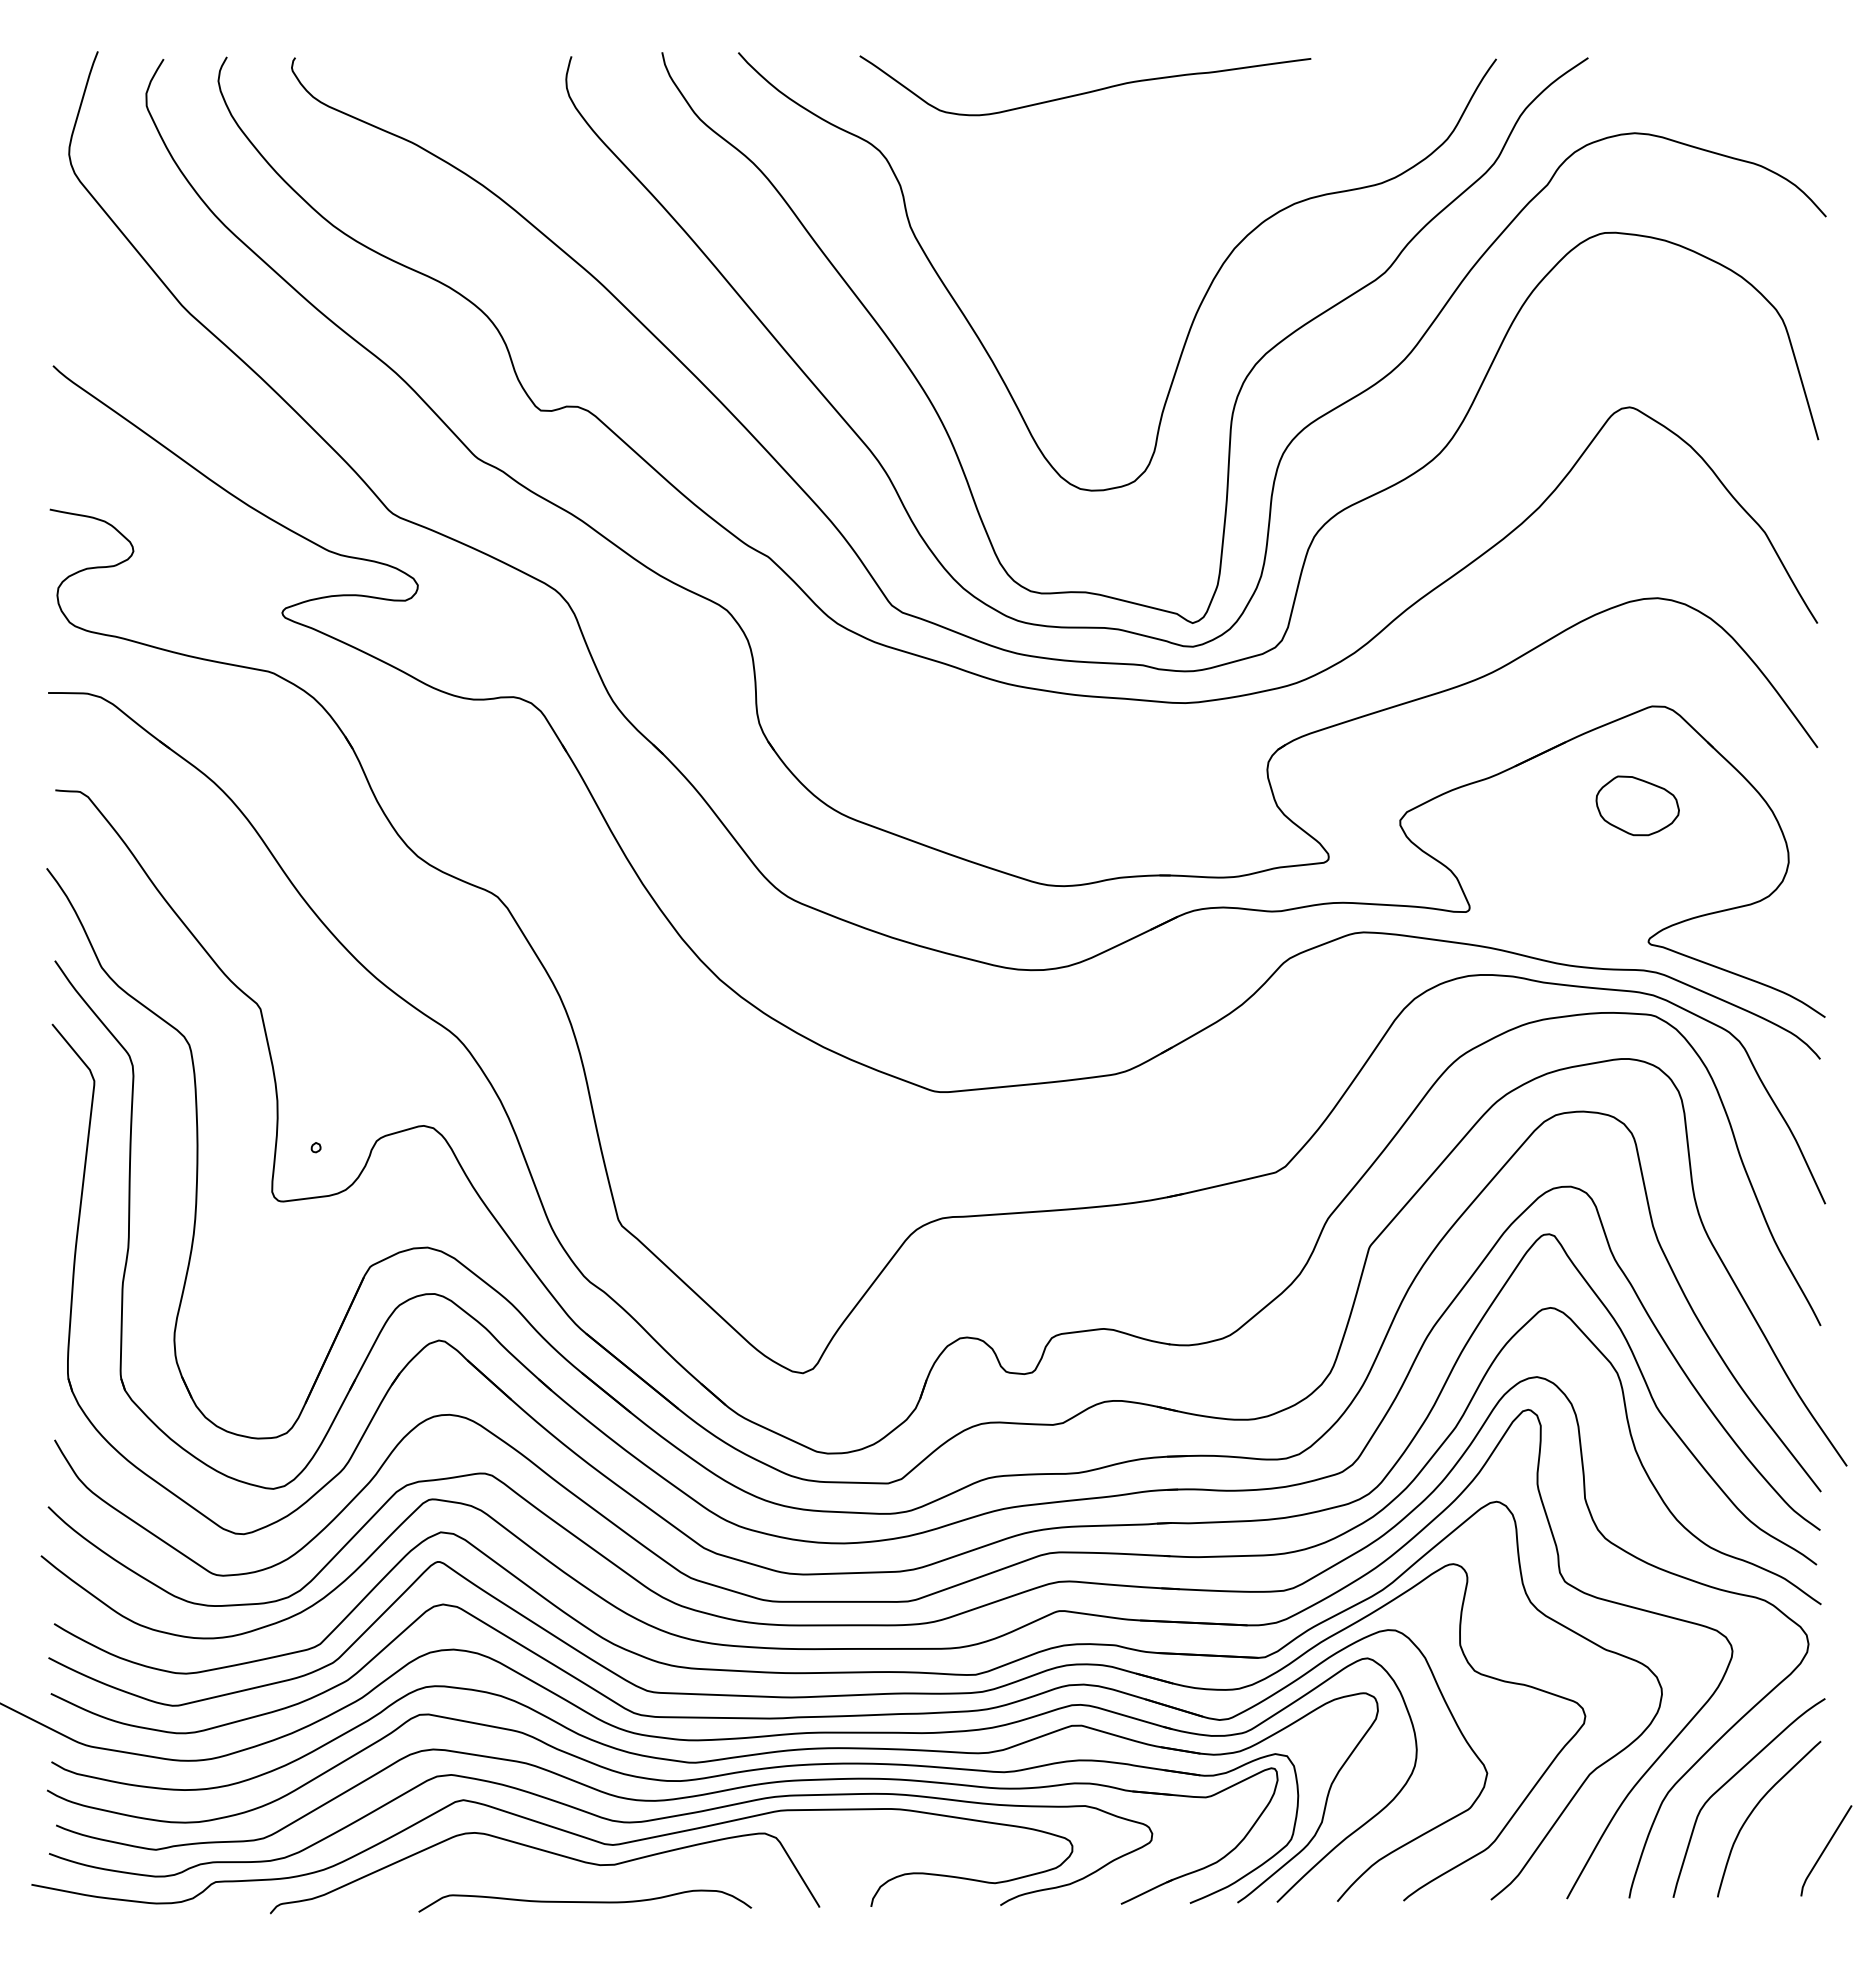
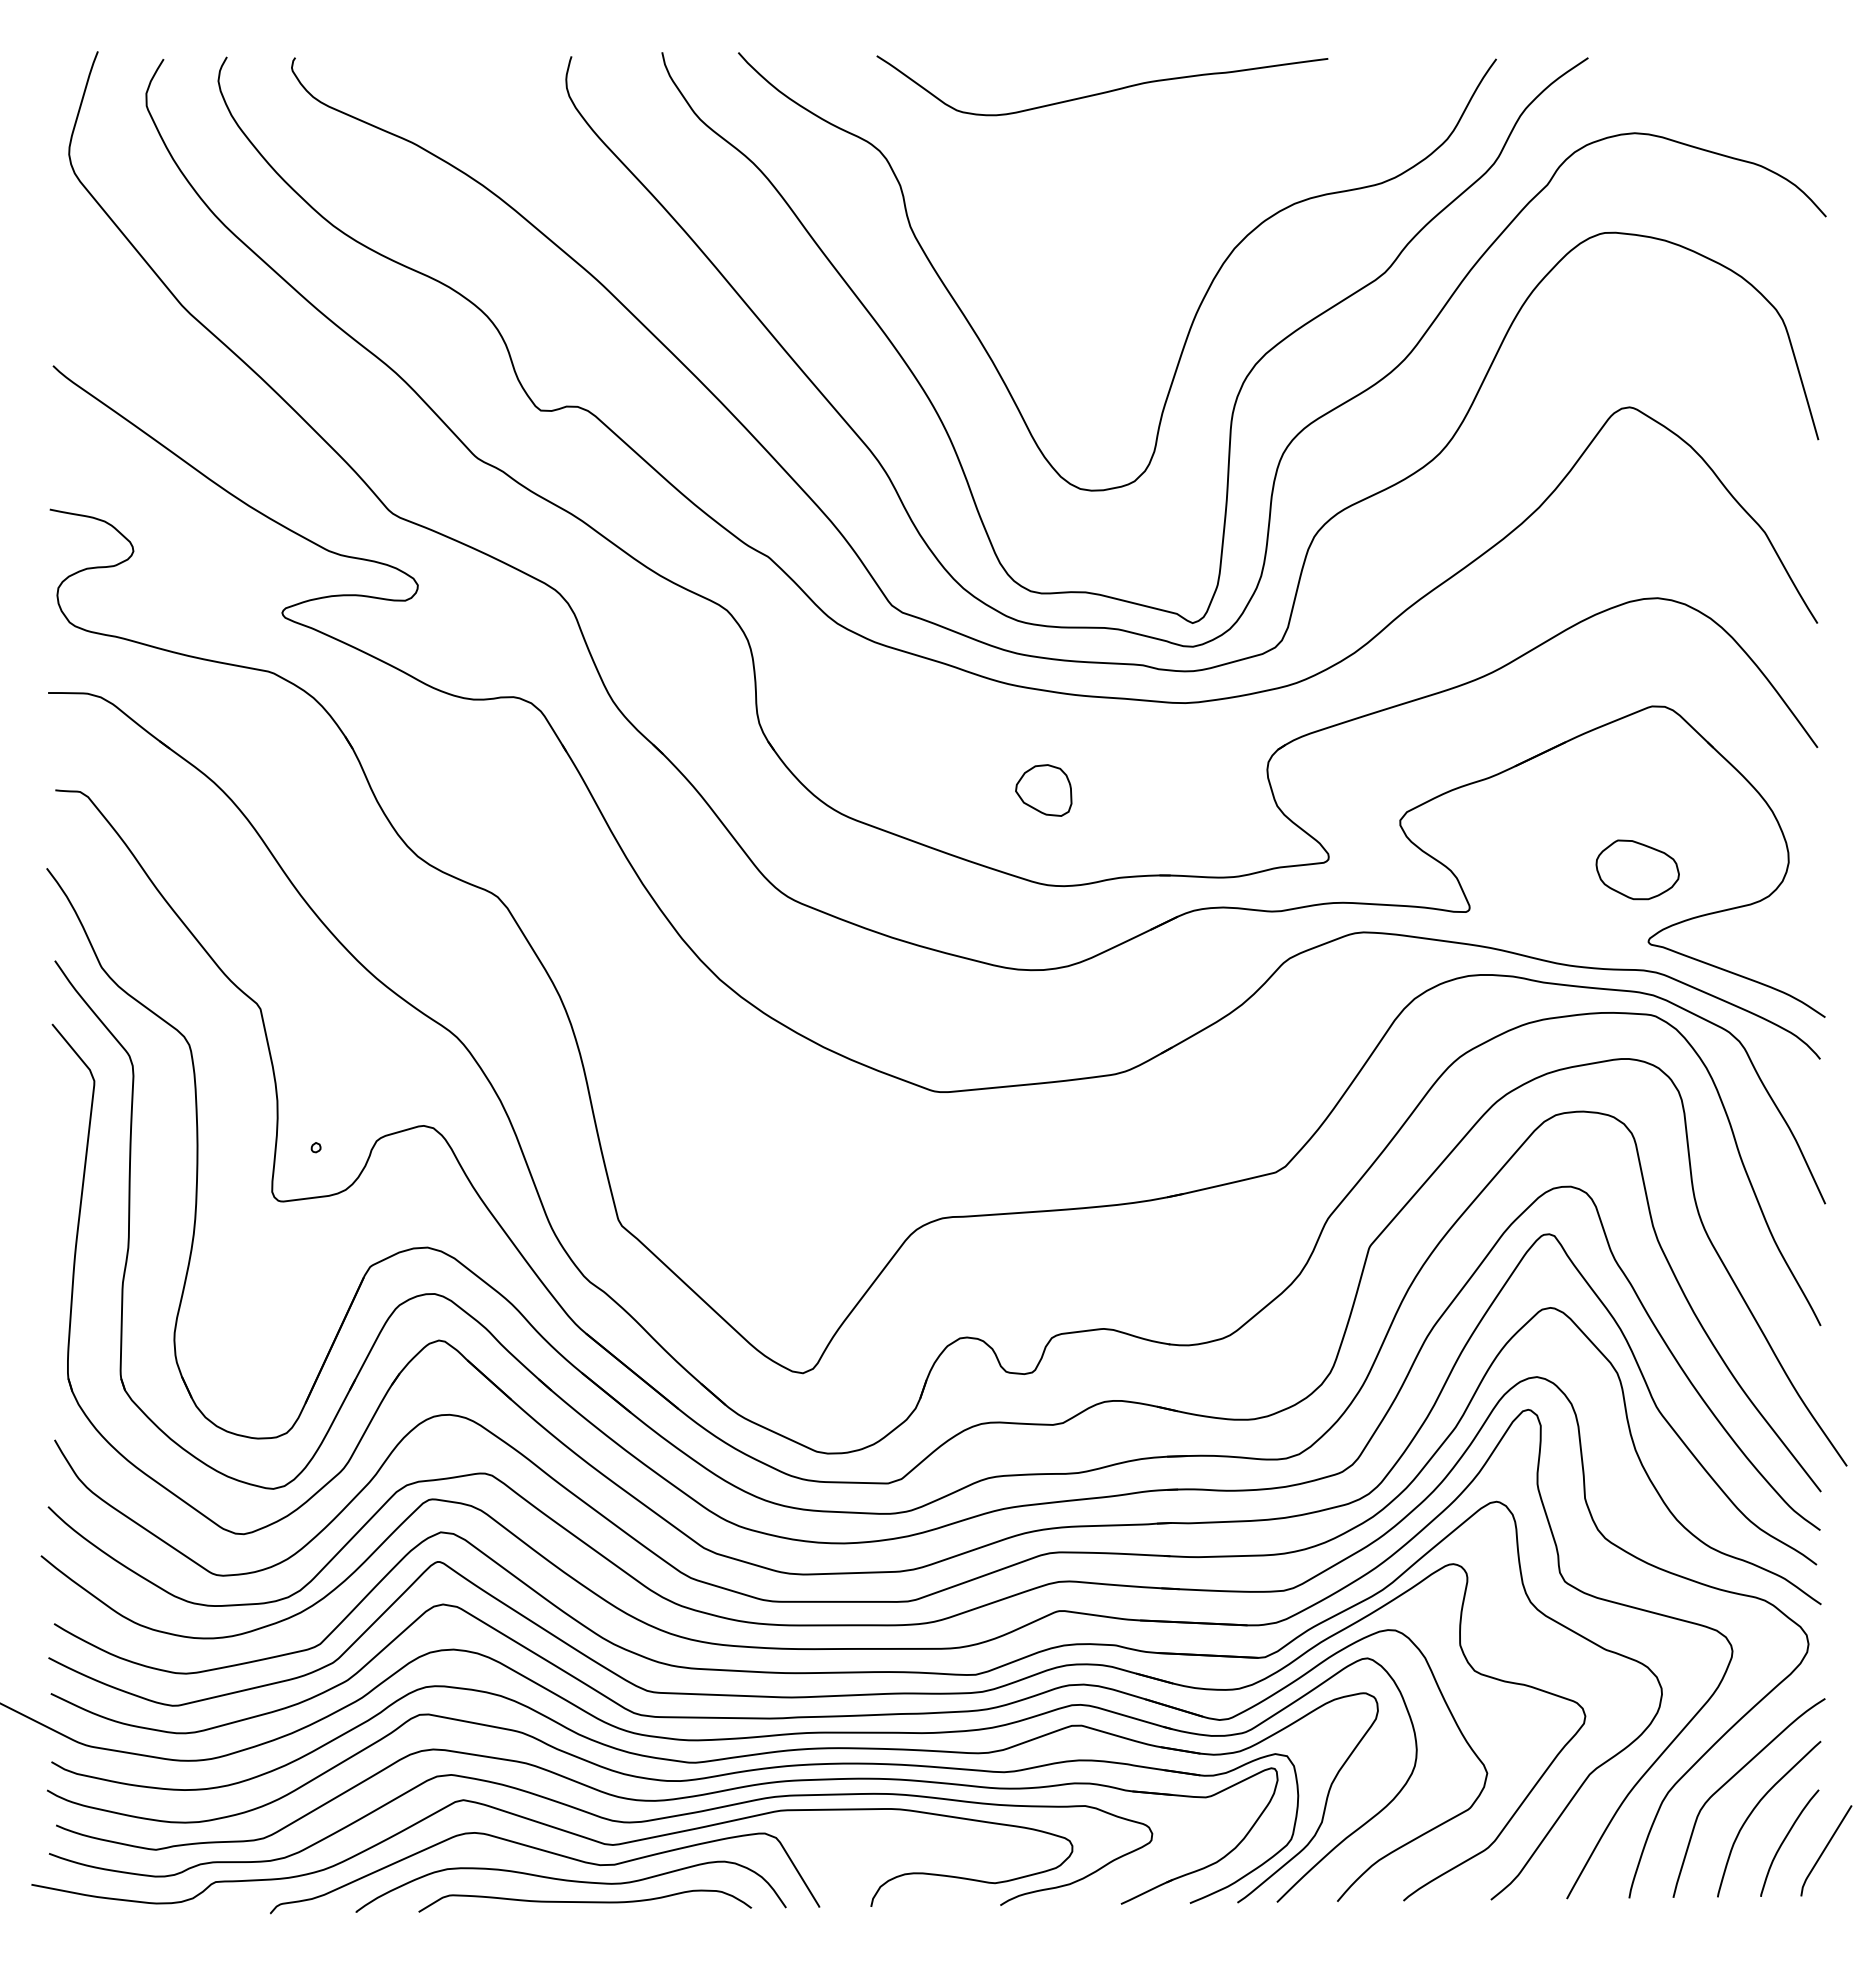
curve position: (1087, 91) -> (1104, 91) (1104, 91)
part: none -> present (1043, 790)
part position: (1637, 805) -> (1637, 869) (1637, 869)
curve: none -> present (1786, 1838)
curve: none -> present (570, 1881)
